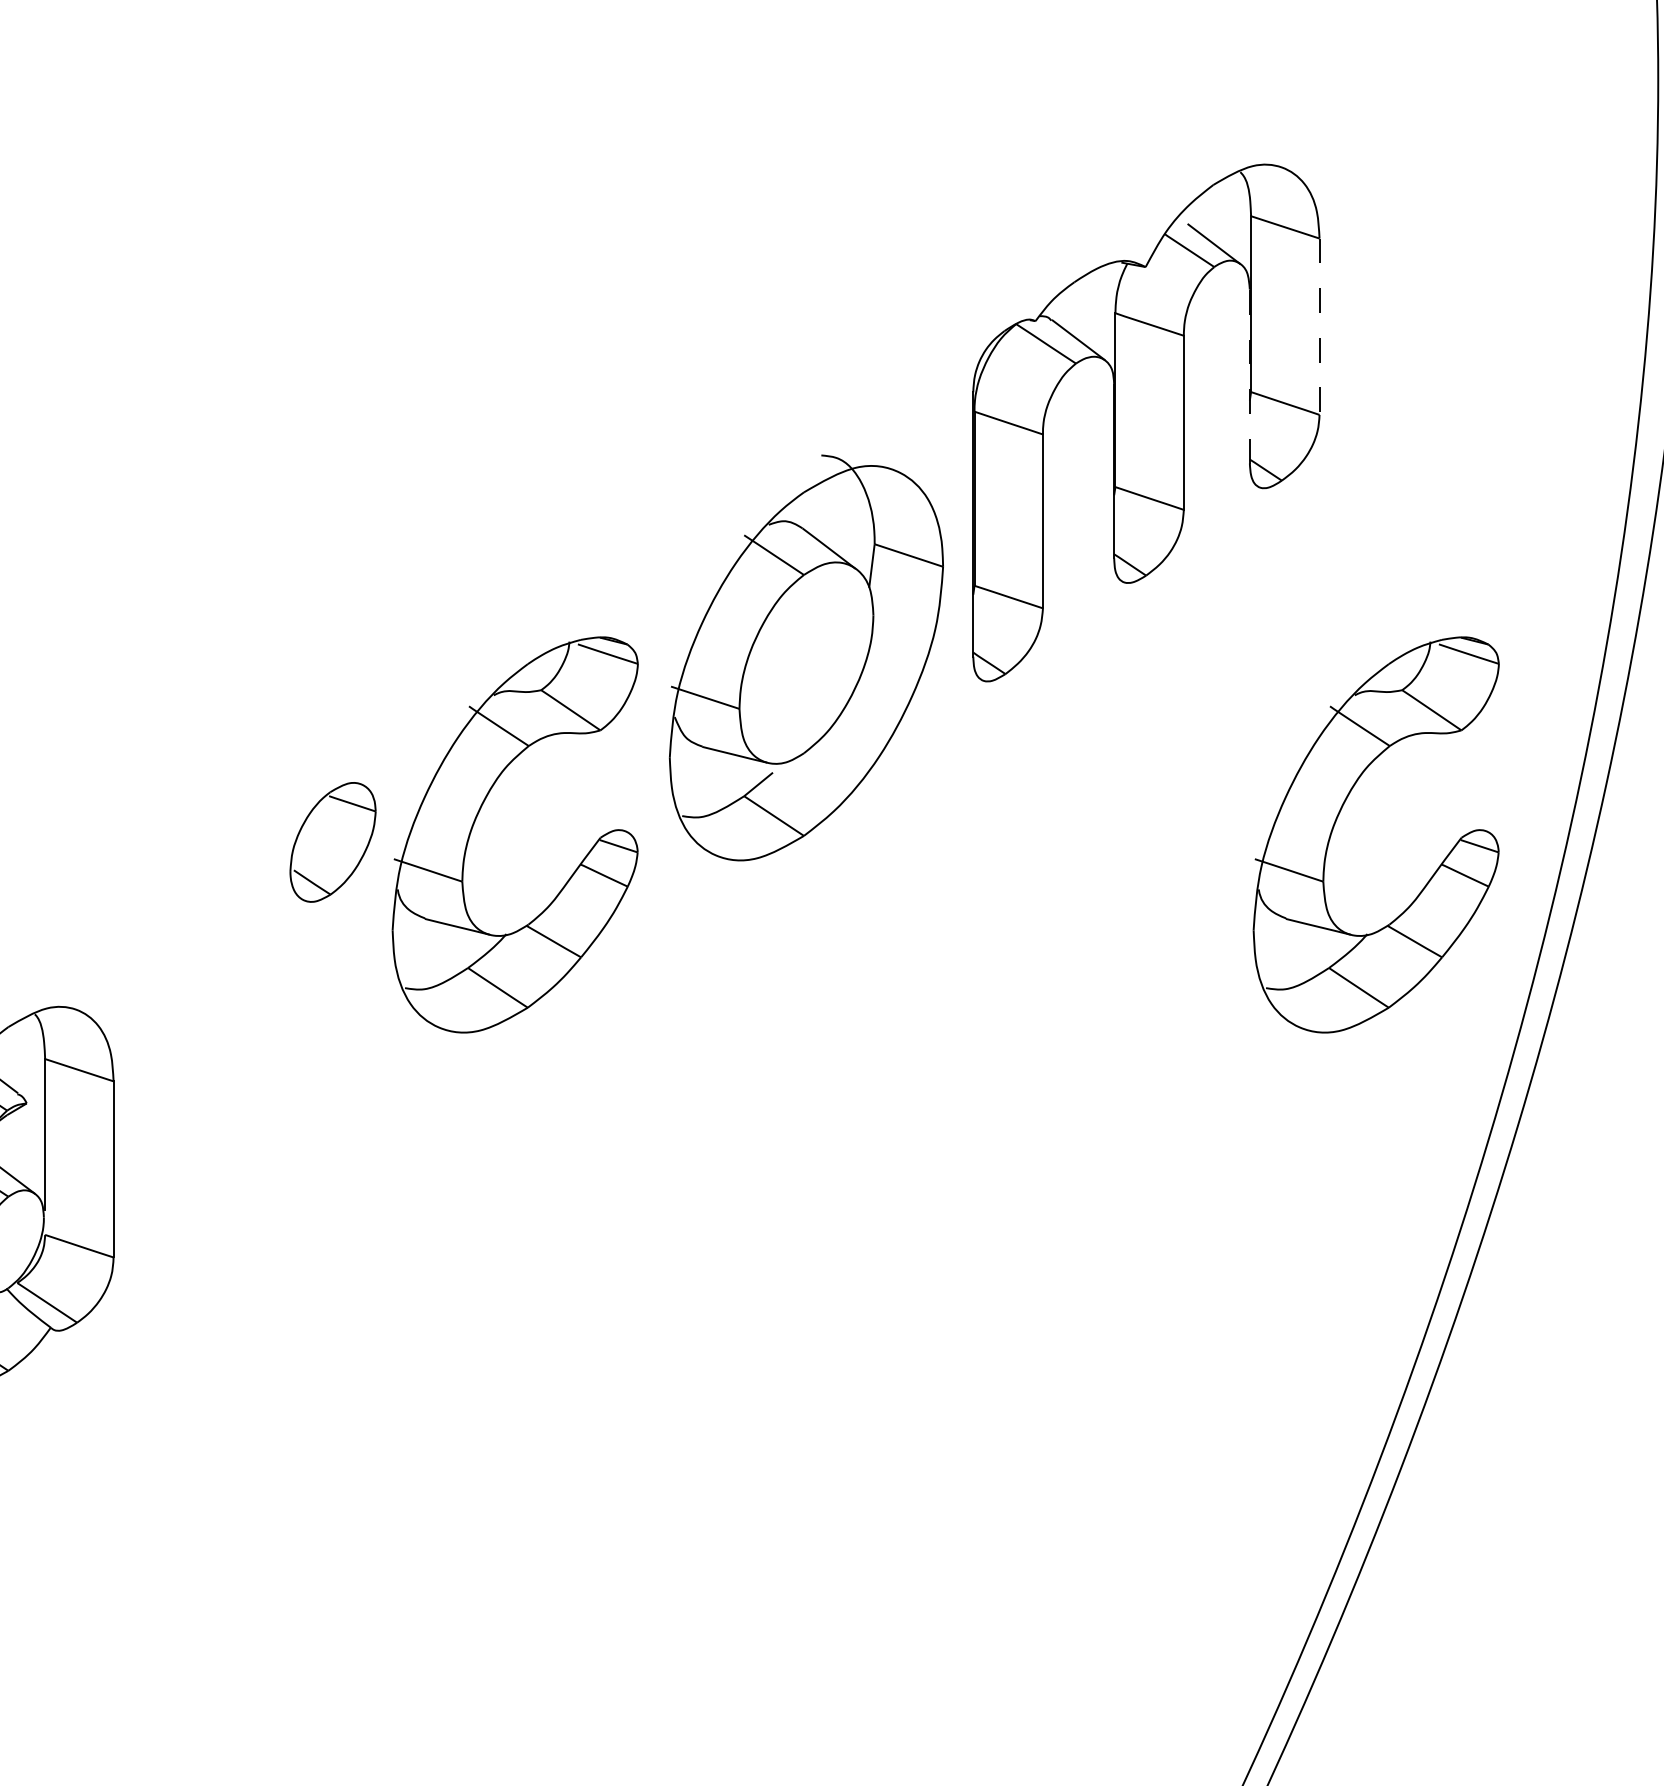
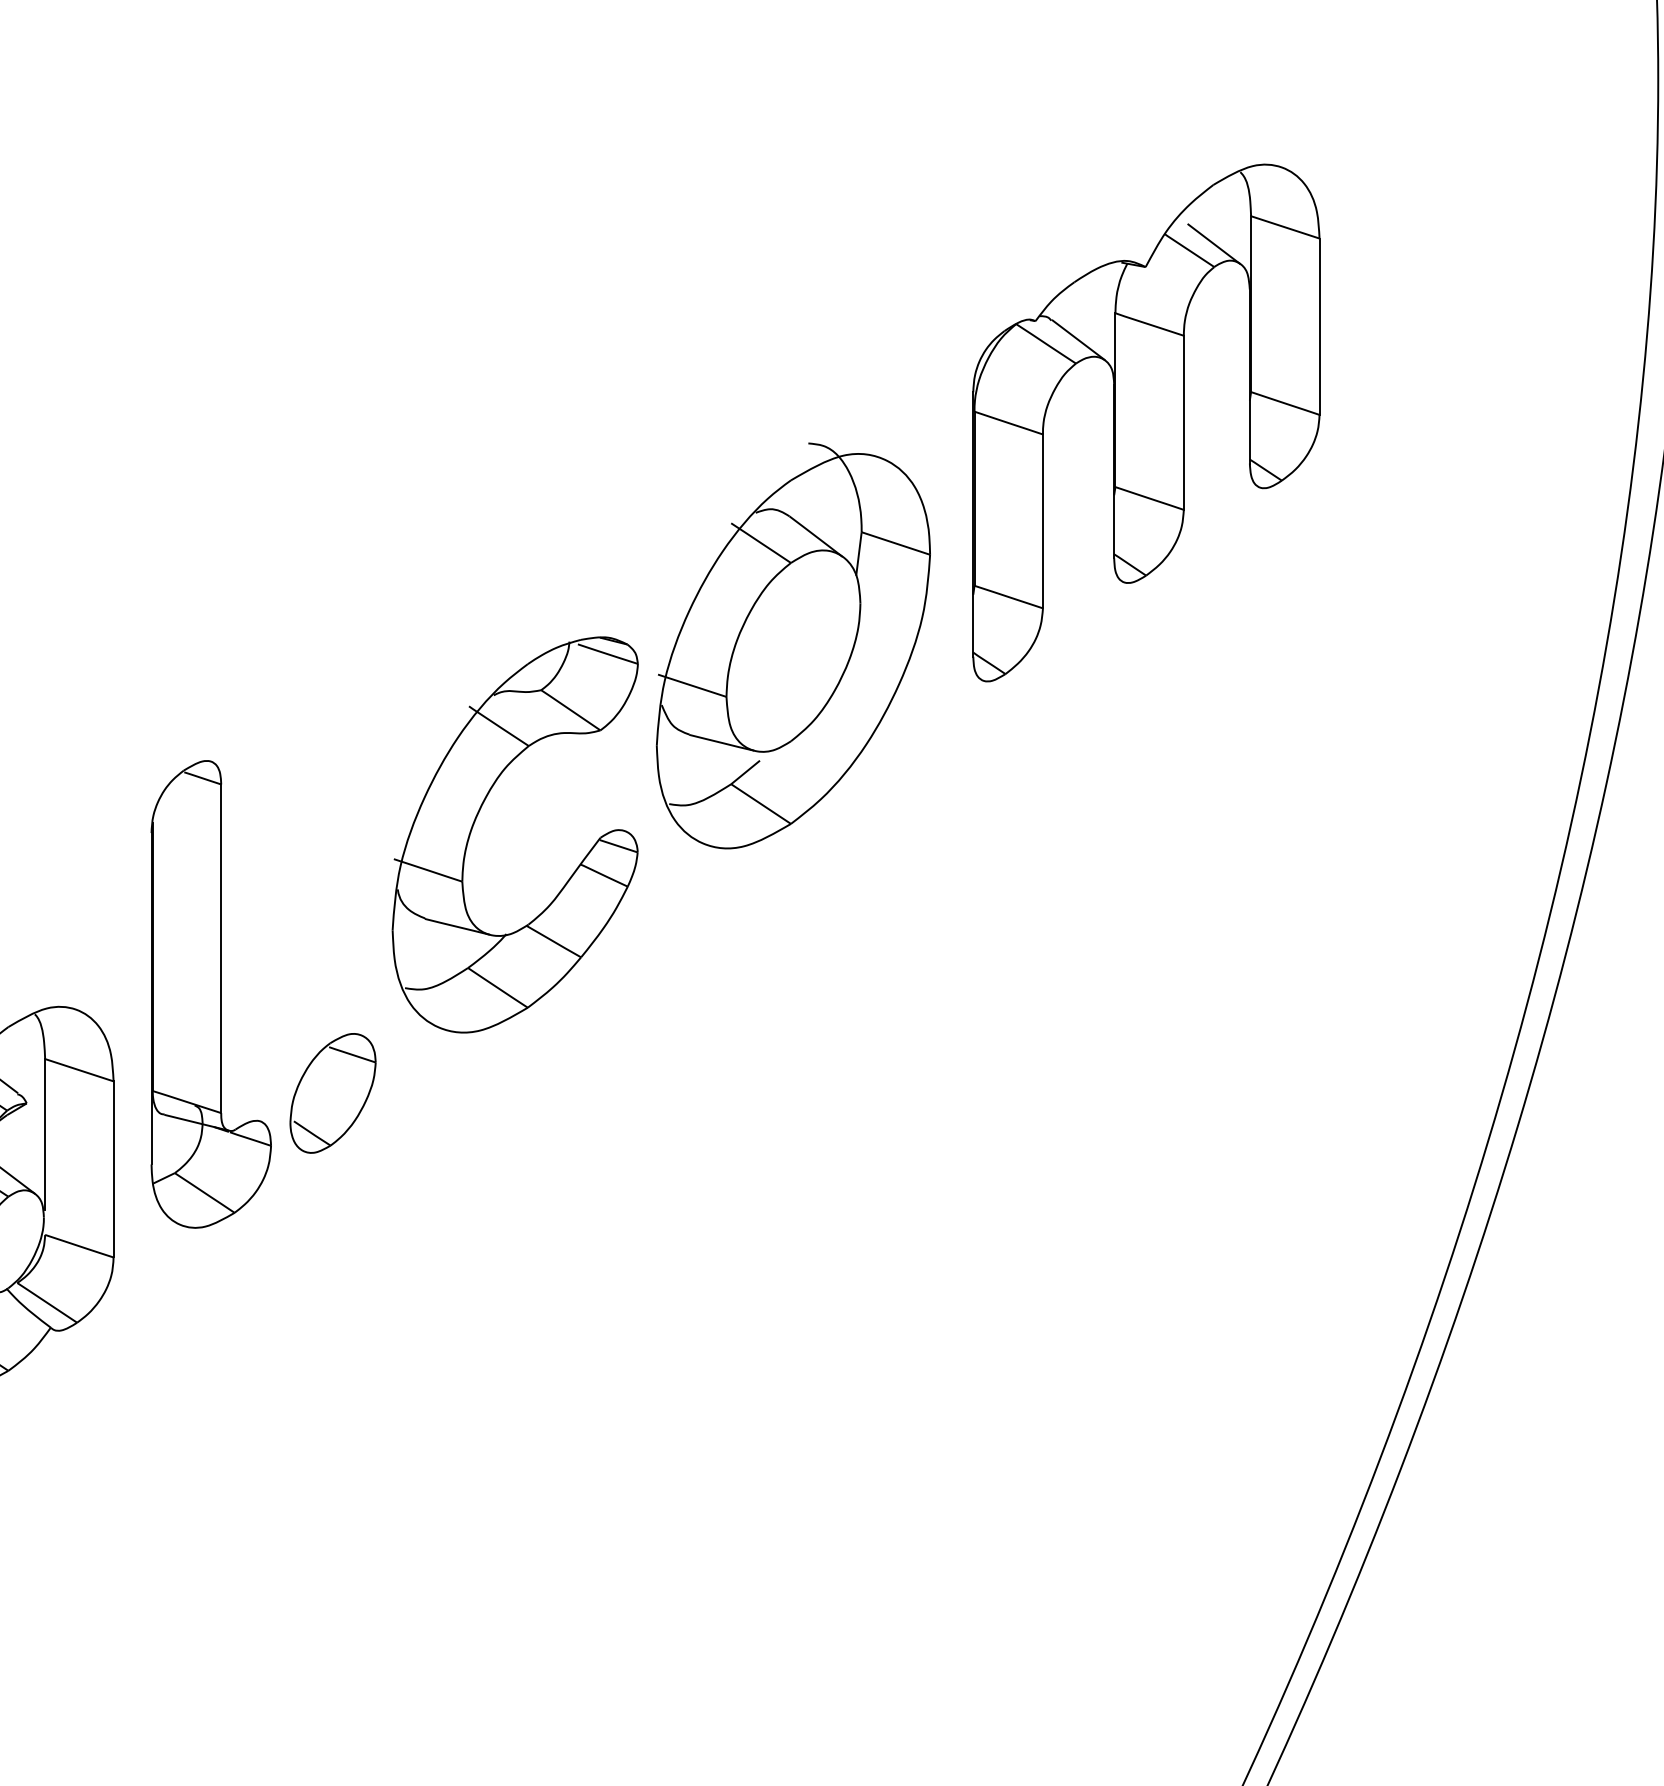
line: dashed -> solid (1319, 327)
line: dashed -> solid (1249, 376)
part position: (805, 657) -> (792, 645) (792, 645)
part: present -> none (1338, 817)
part position: (332, 842) -> (332, 1093) (332, 1093)
part: none -> present (210, 994)
